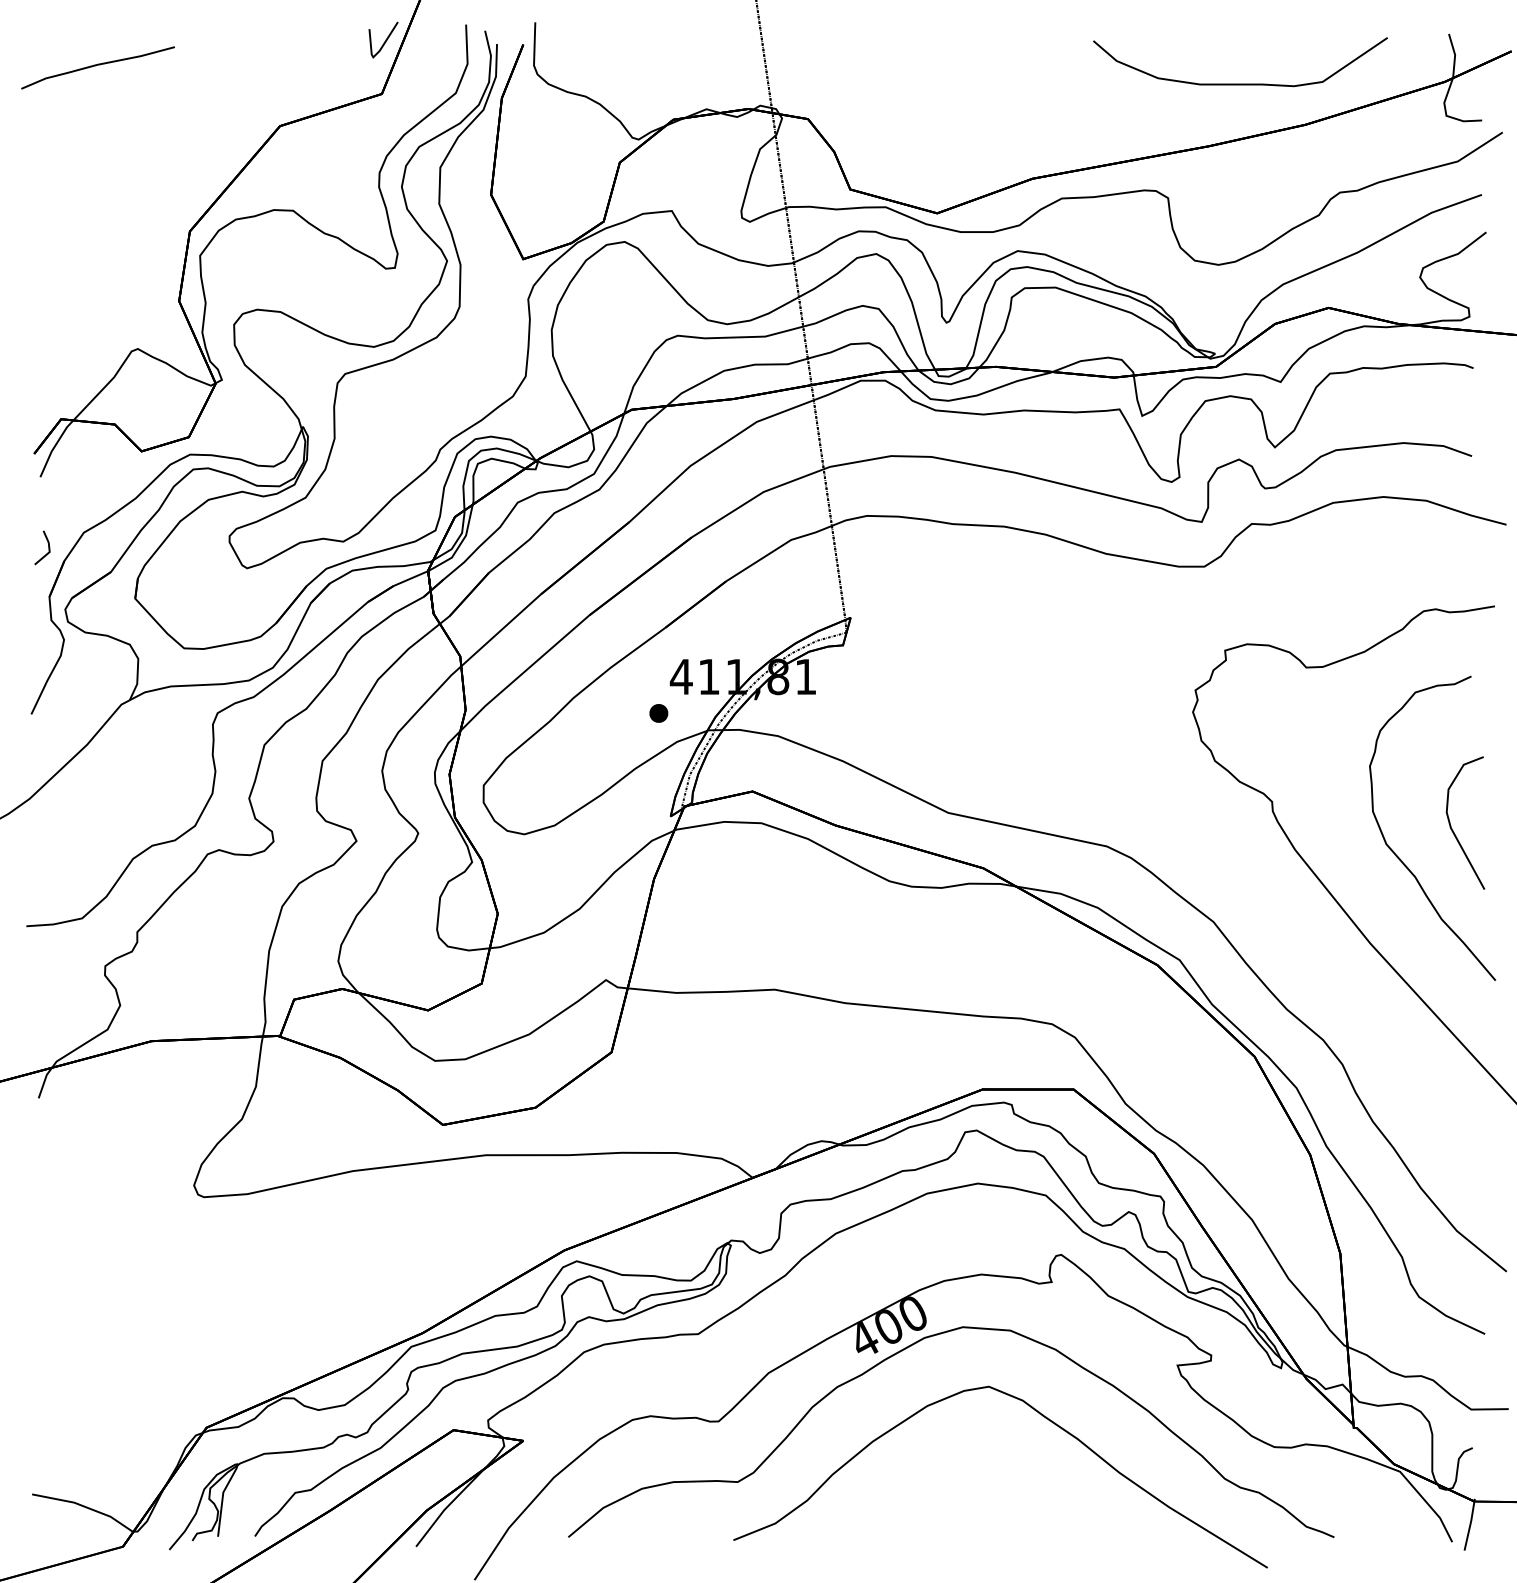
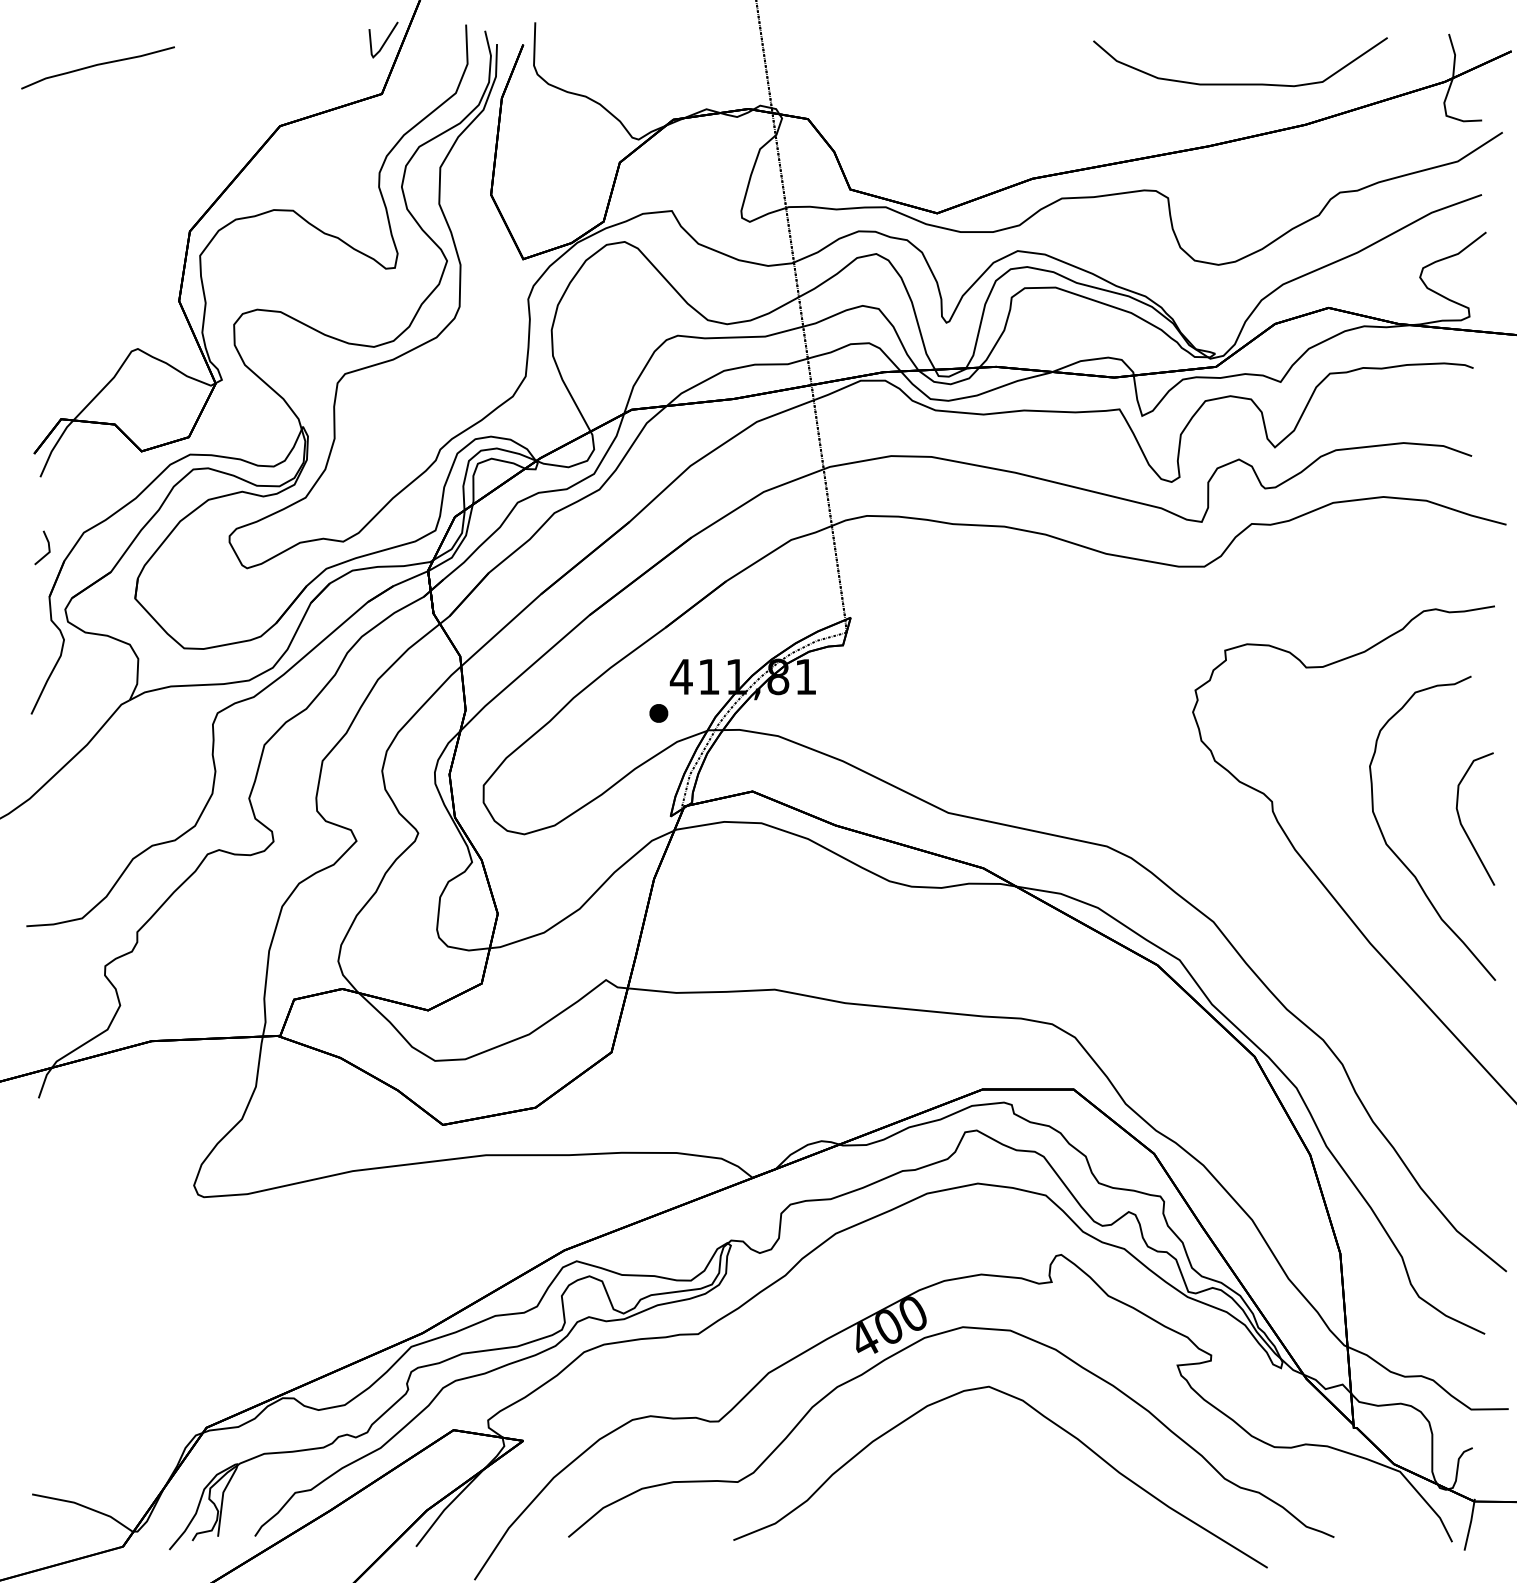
part position: (1451, 825) -> (1461, 821) (1461, 821)
